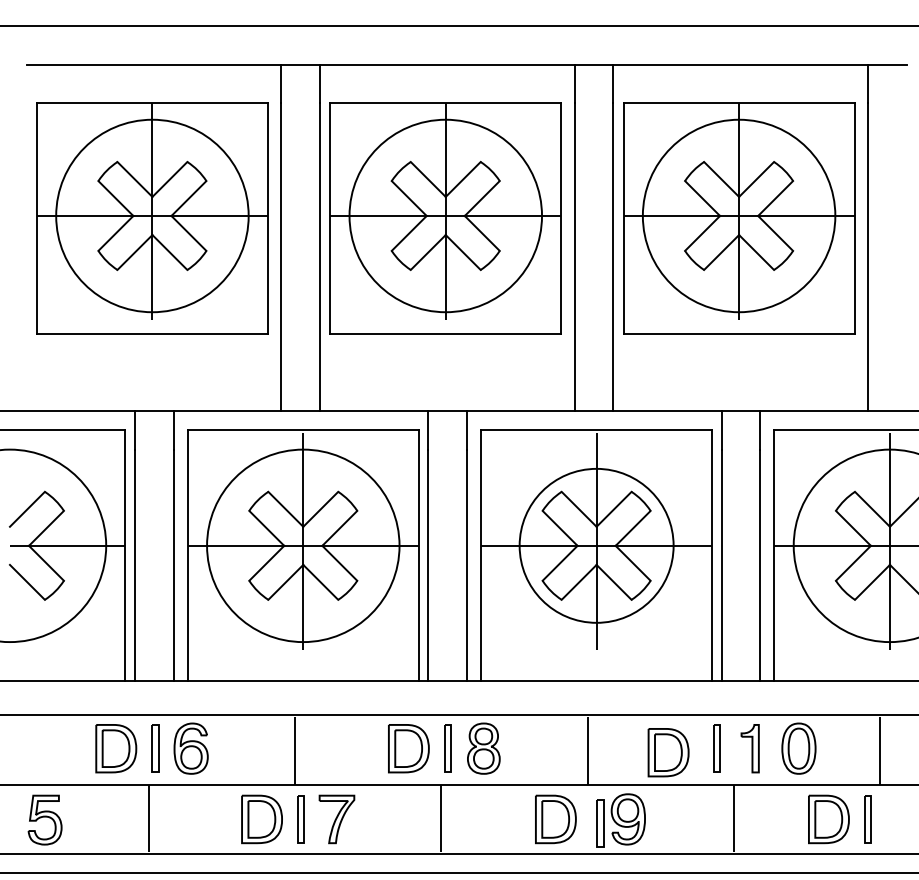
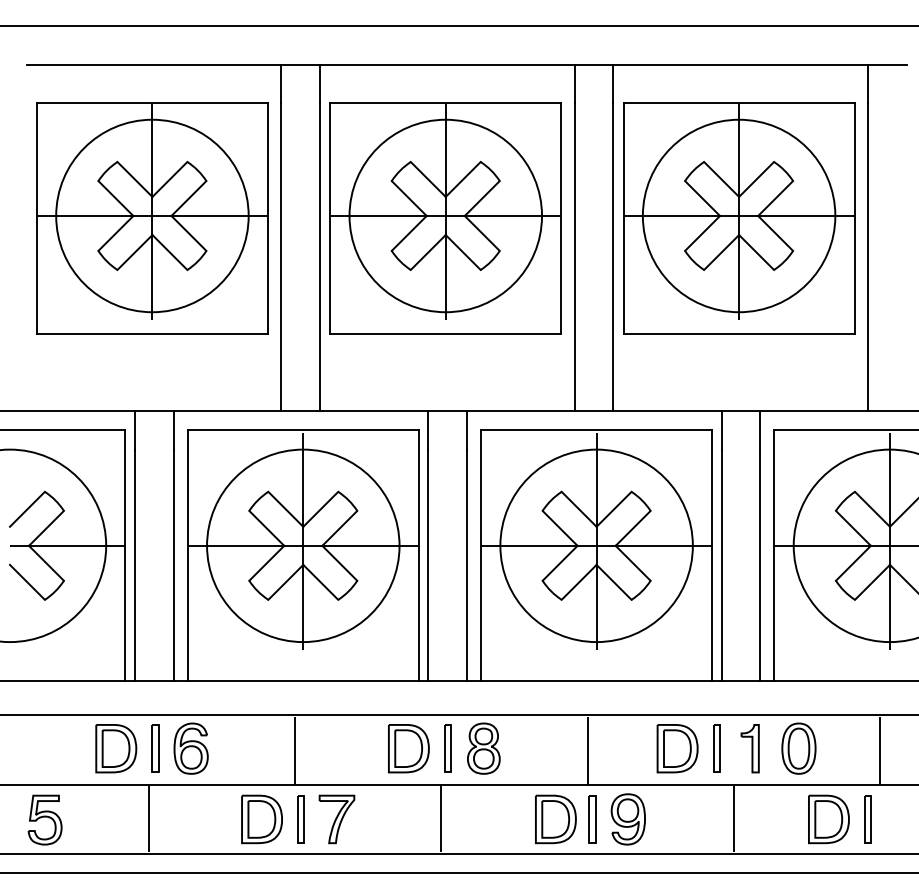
circle diameter: 154 px -> 192 px (596, 545)
part position: (668, 752) -> (677, 748) (677, 748)
part position: (600, 823) -> (592, 819) (592, 819)
